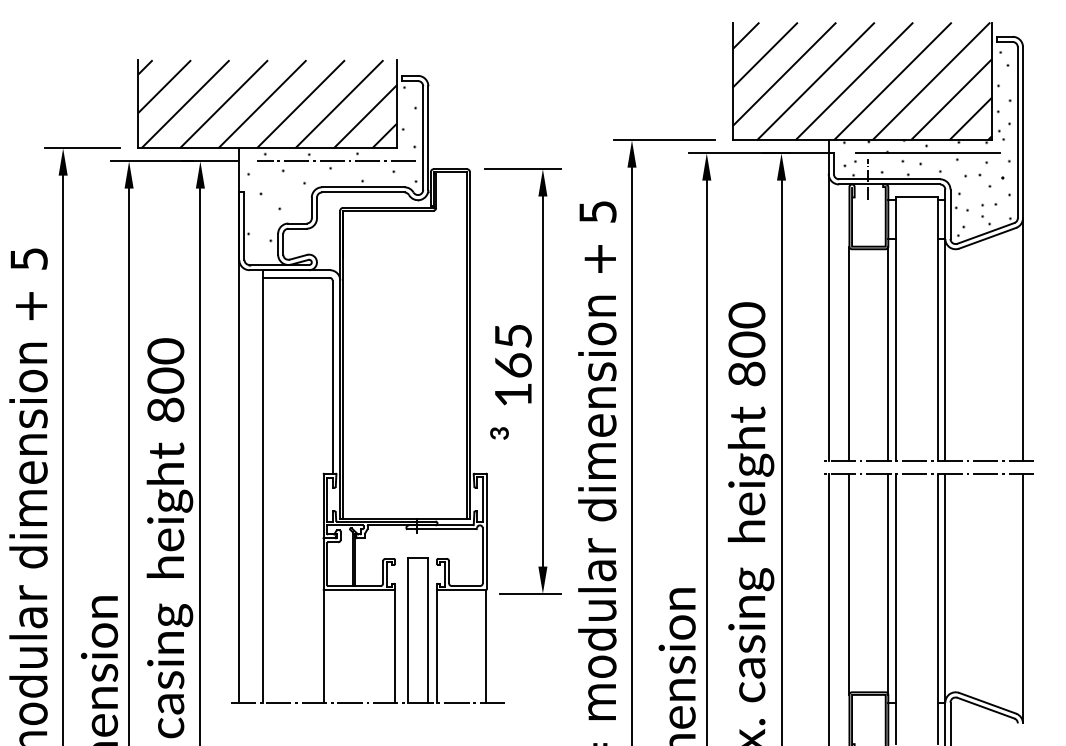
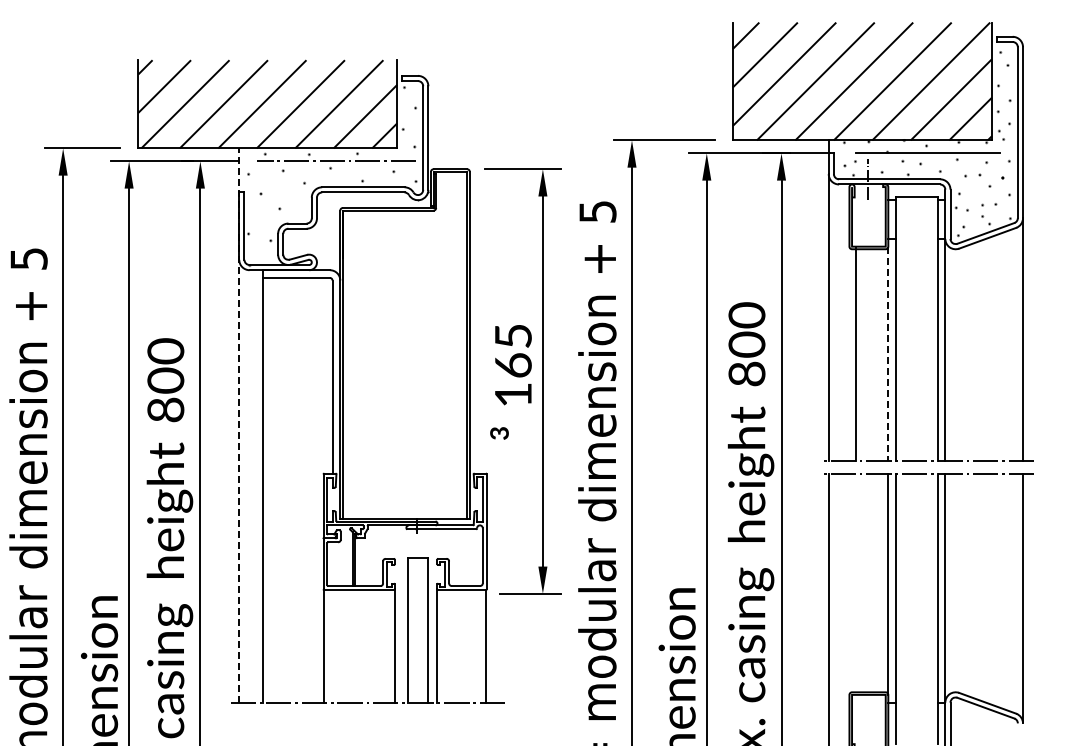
line position: (849, 353) -> (856, 353) (856, 353)
line: solid -> dashed (888, 354)
line: solid -> dashed (239, 425)
line: present -> none (849, 583)
